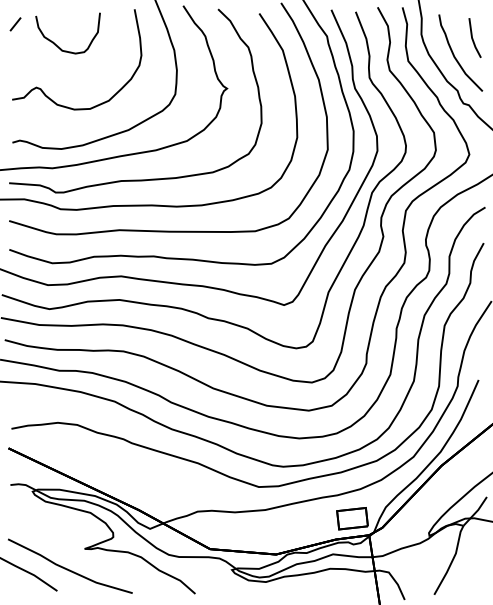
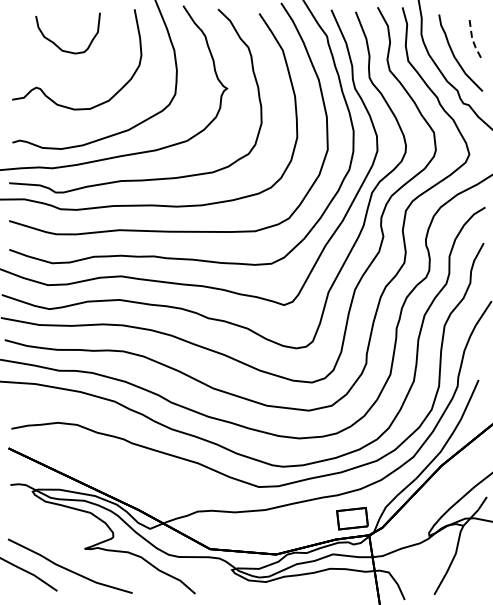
line: present -> none (15, 24)
line: solid -> dashed (472, 38)
